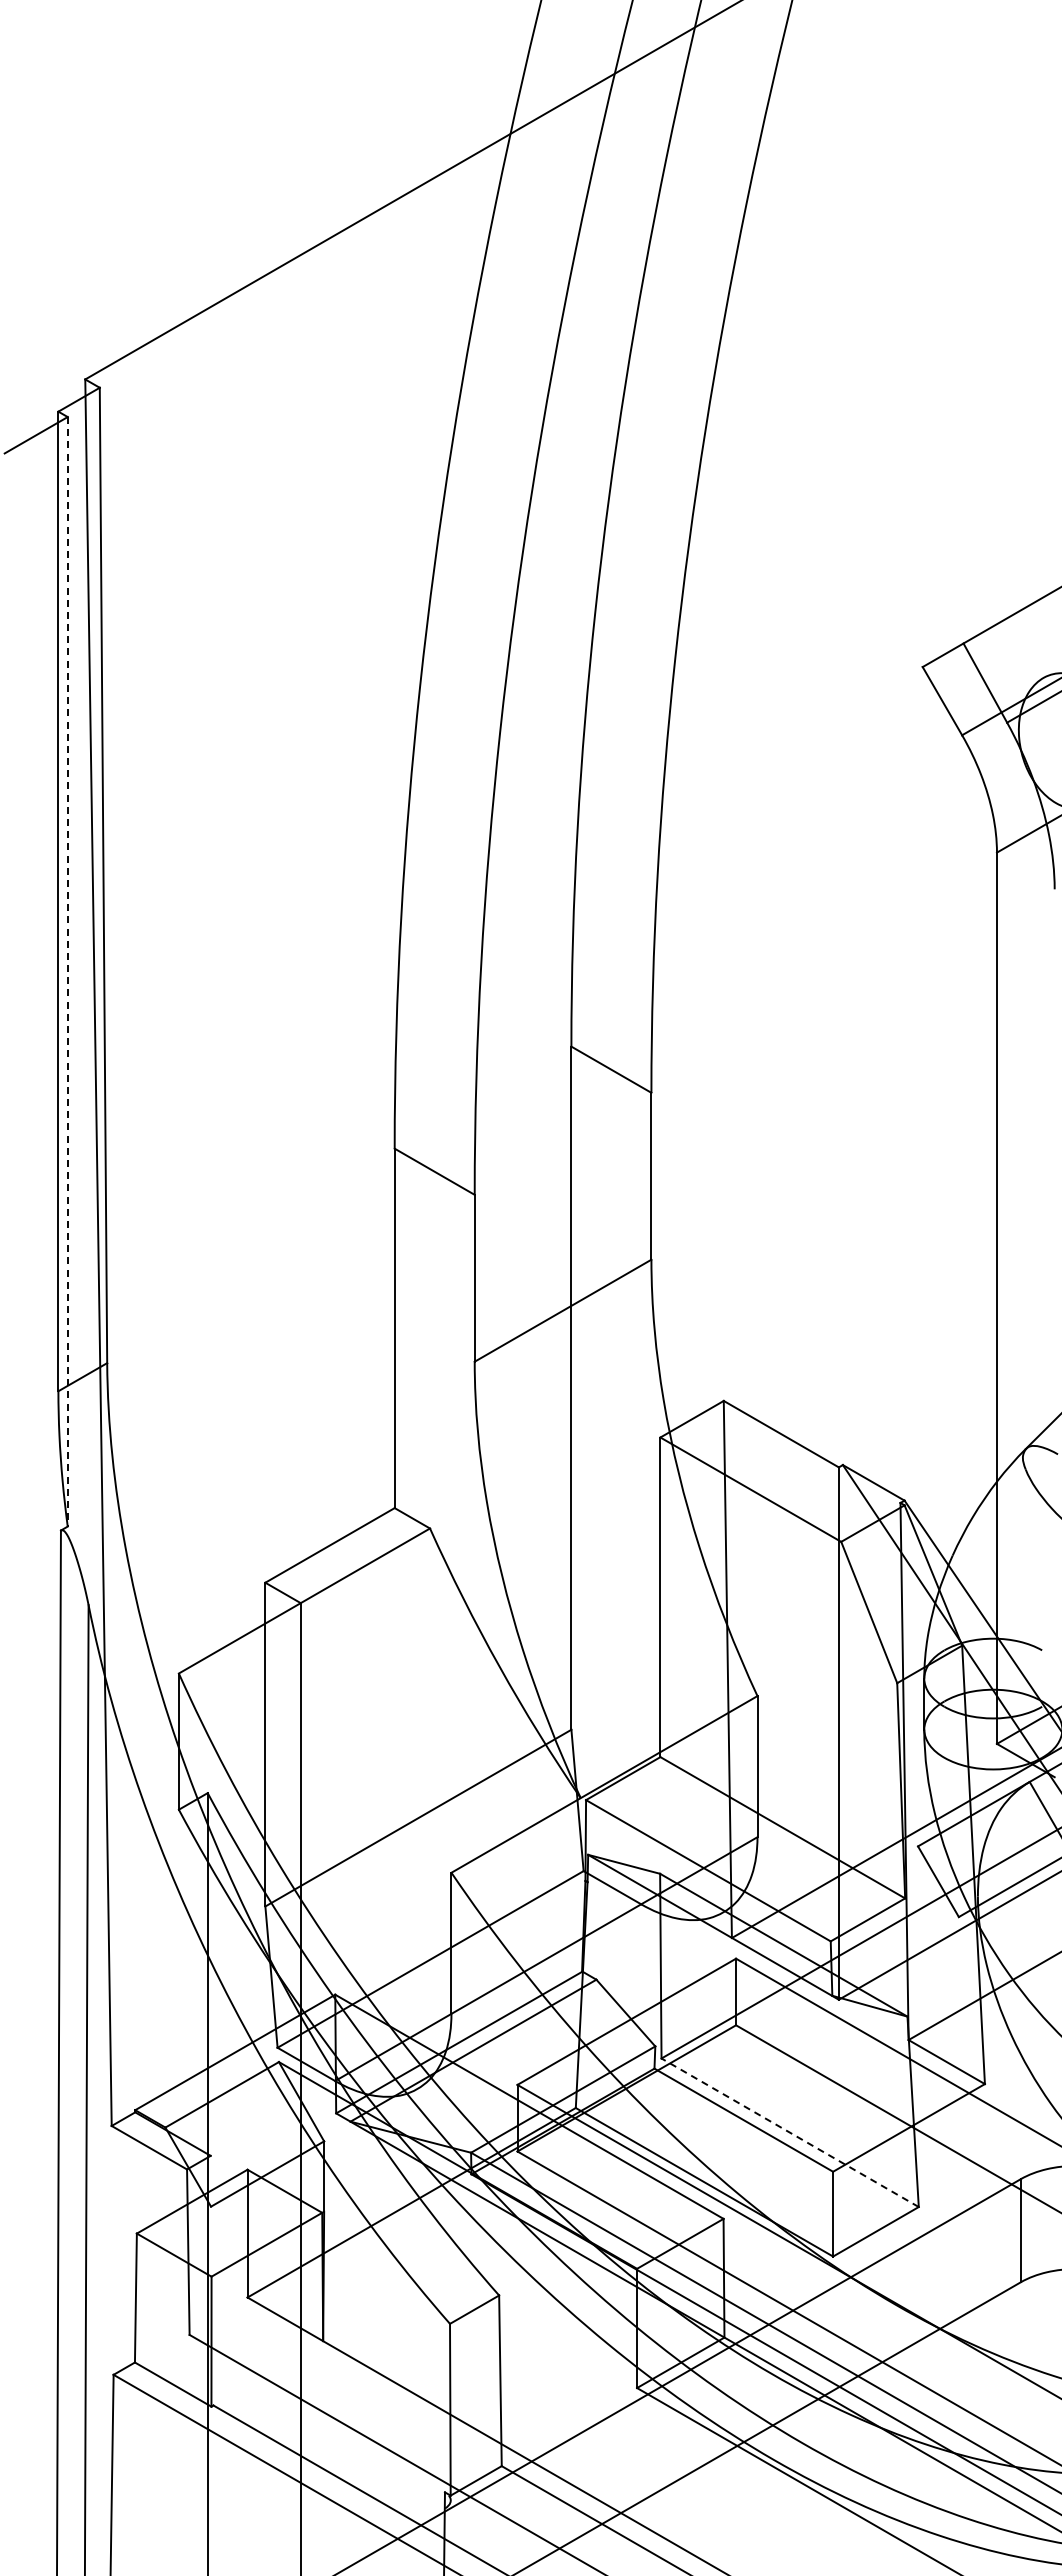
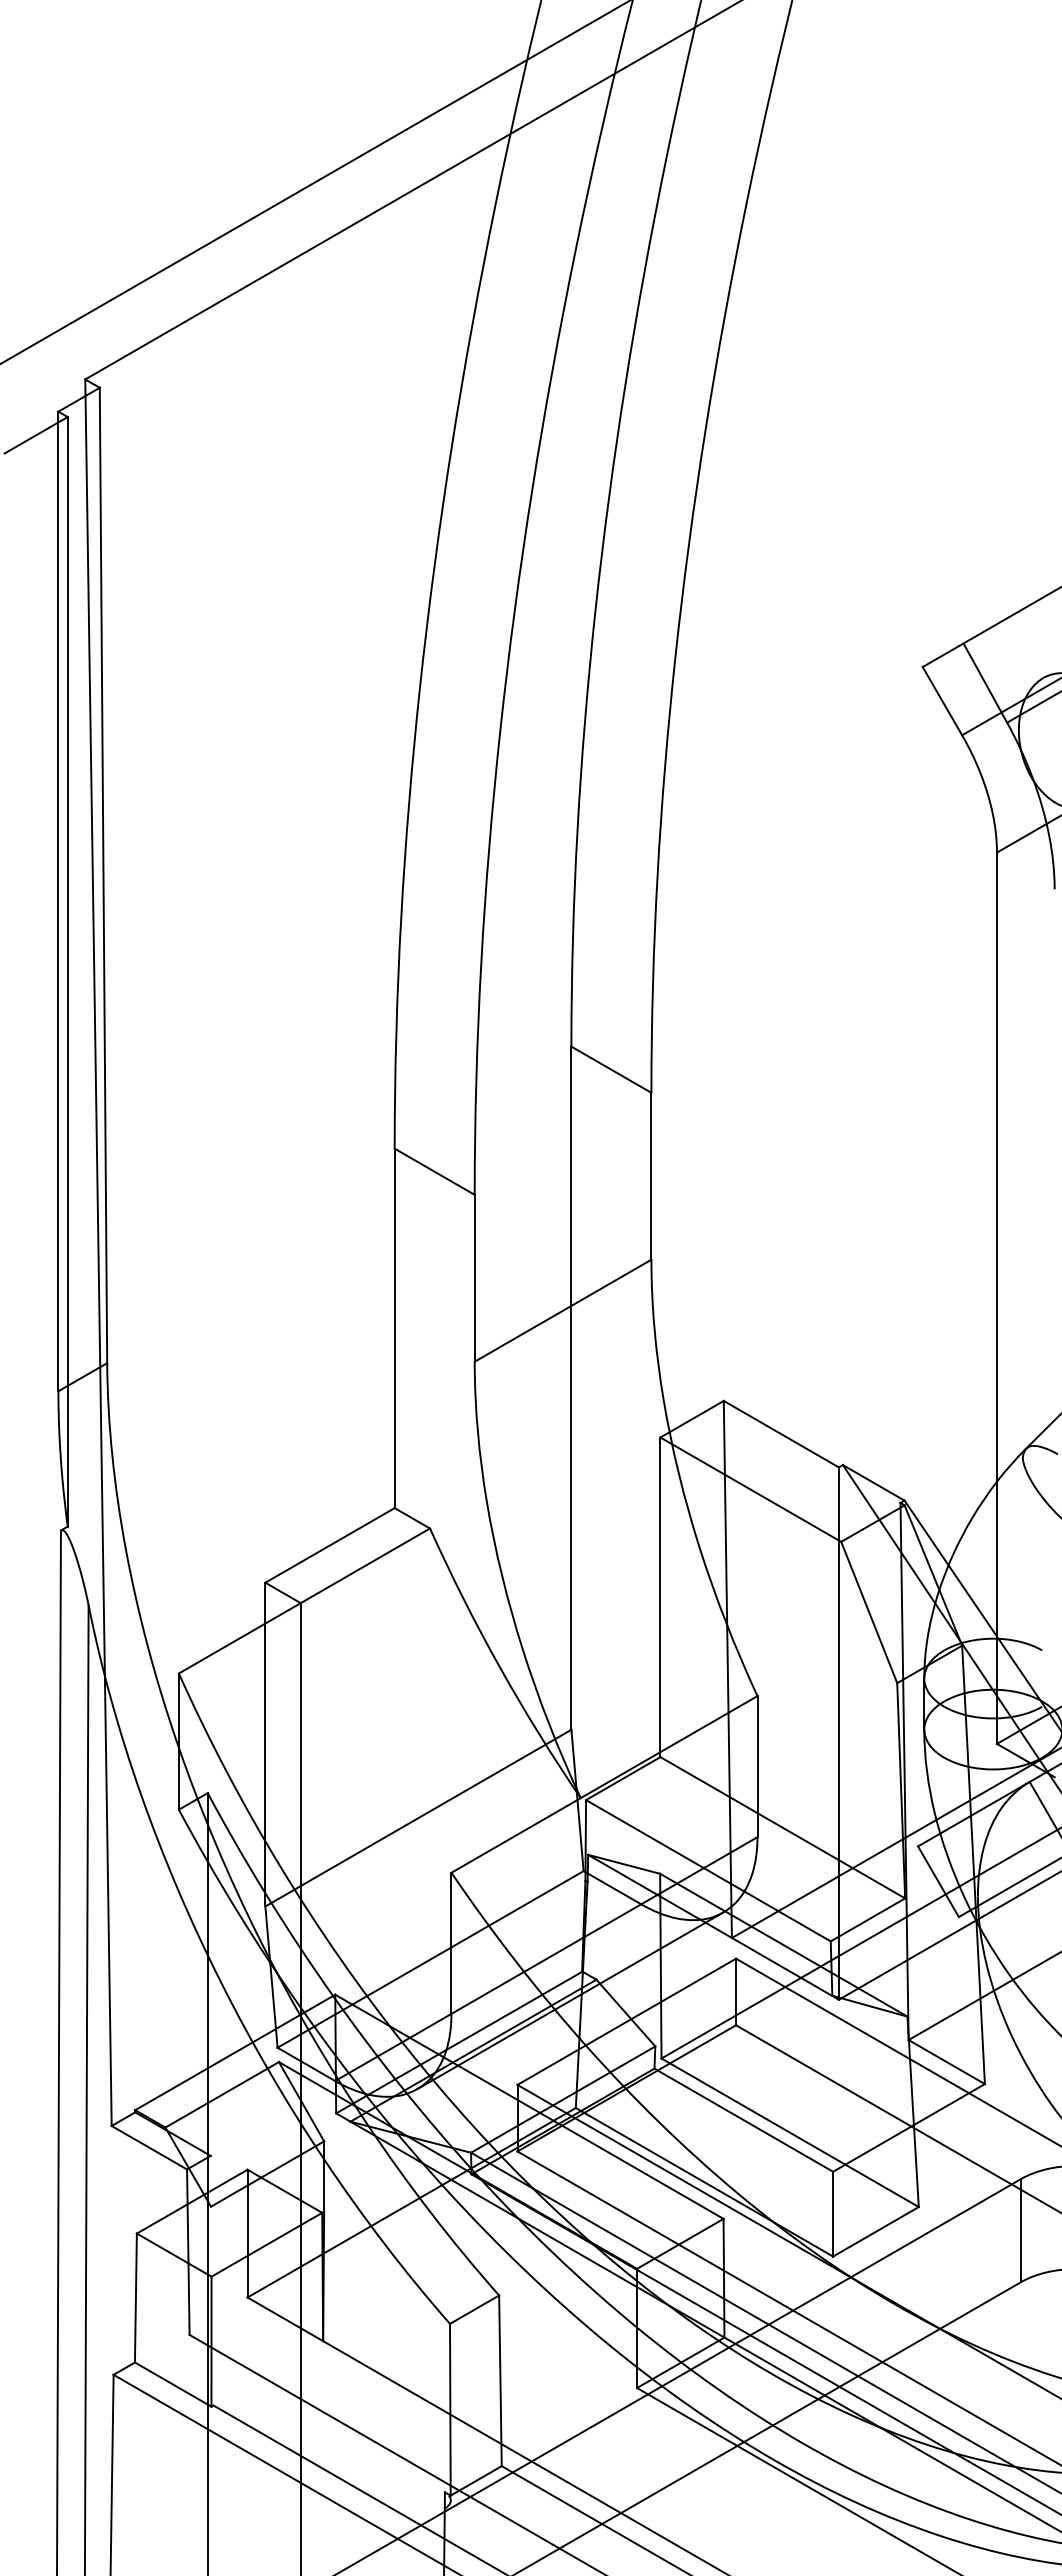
line: none -> present (314, 182)
line: dashed -> solid (67, 971)
line: none -> present (570, 2000)
line: dashed -> solid (790, 2132)
